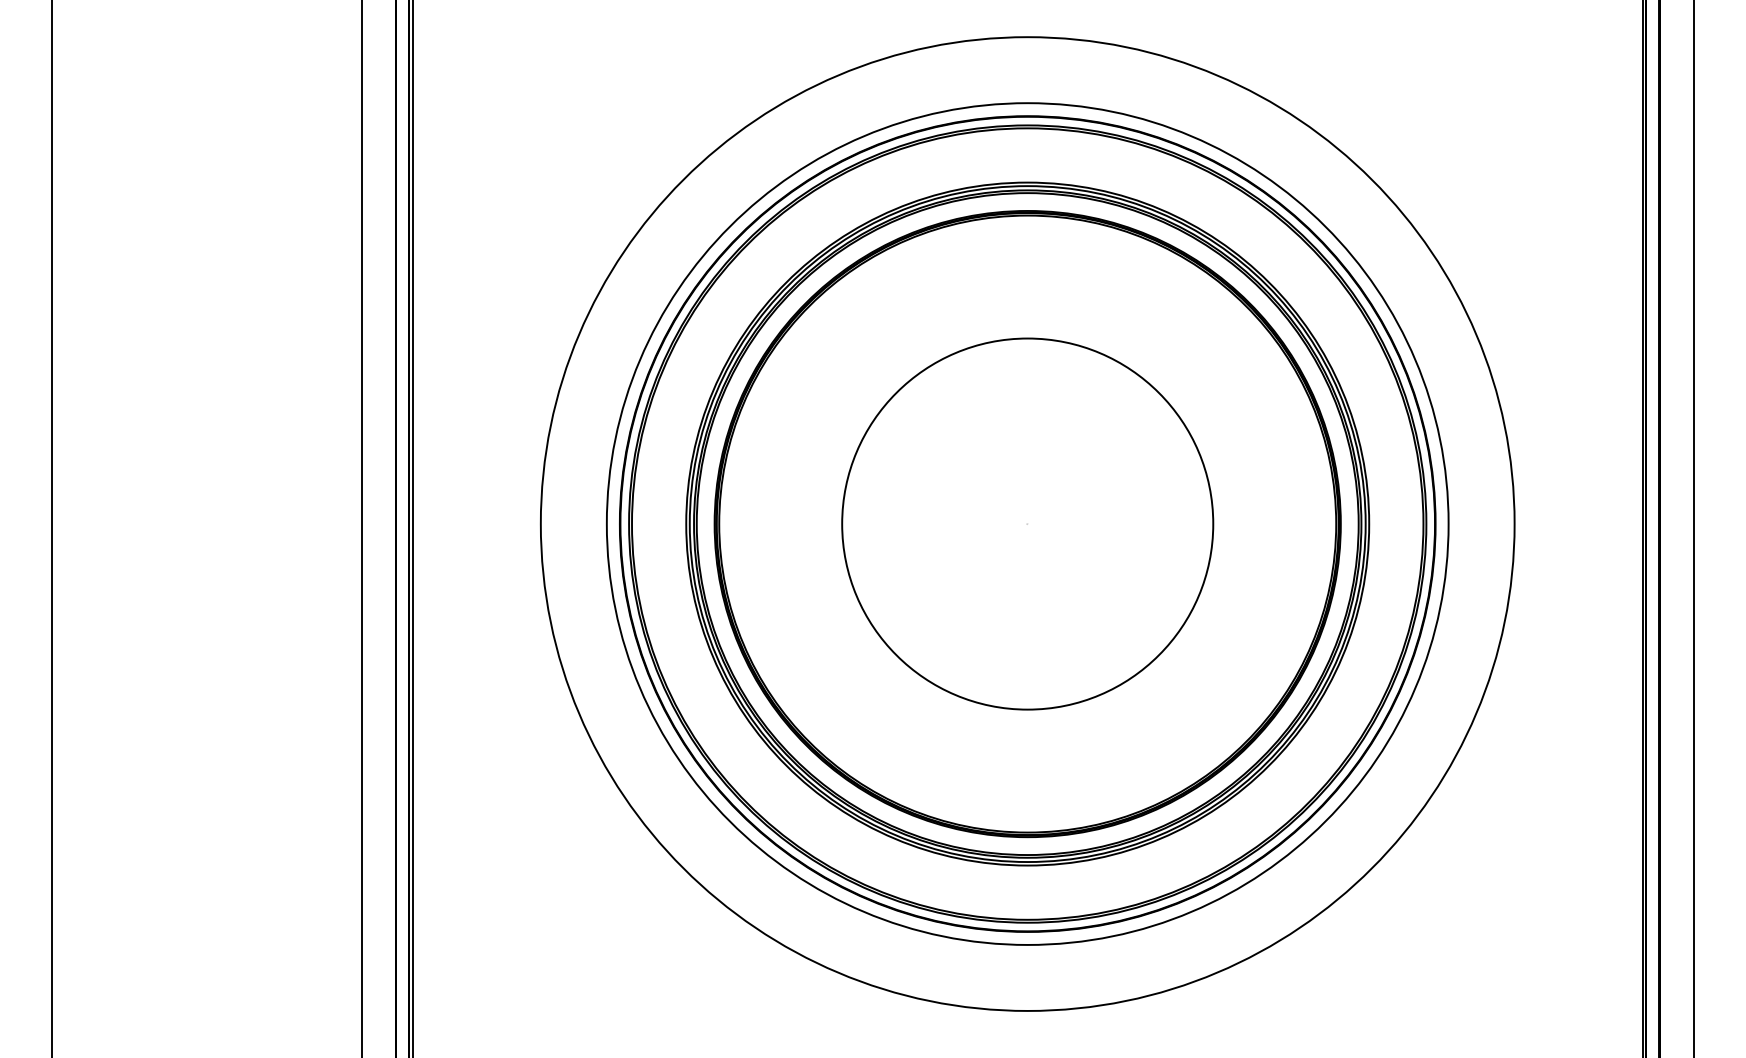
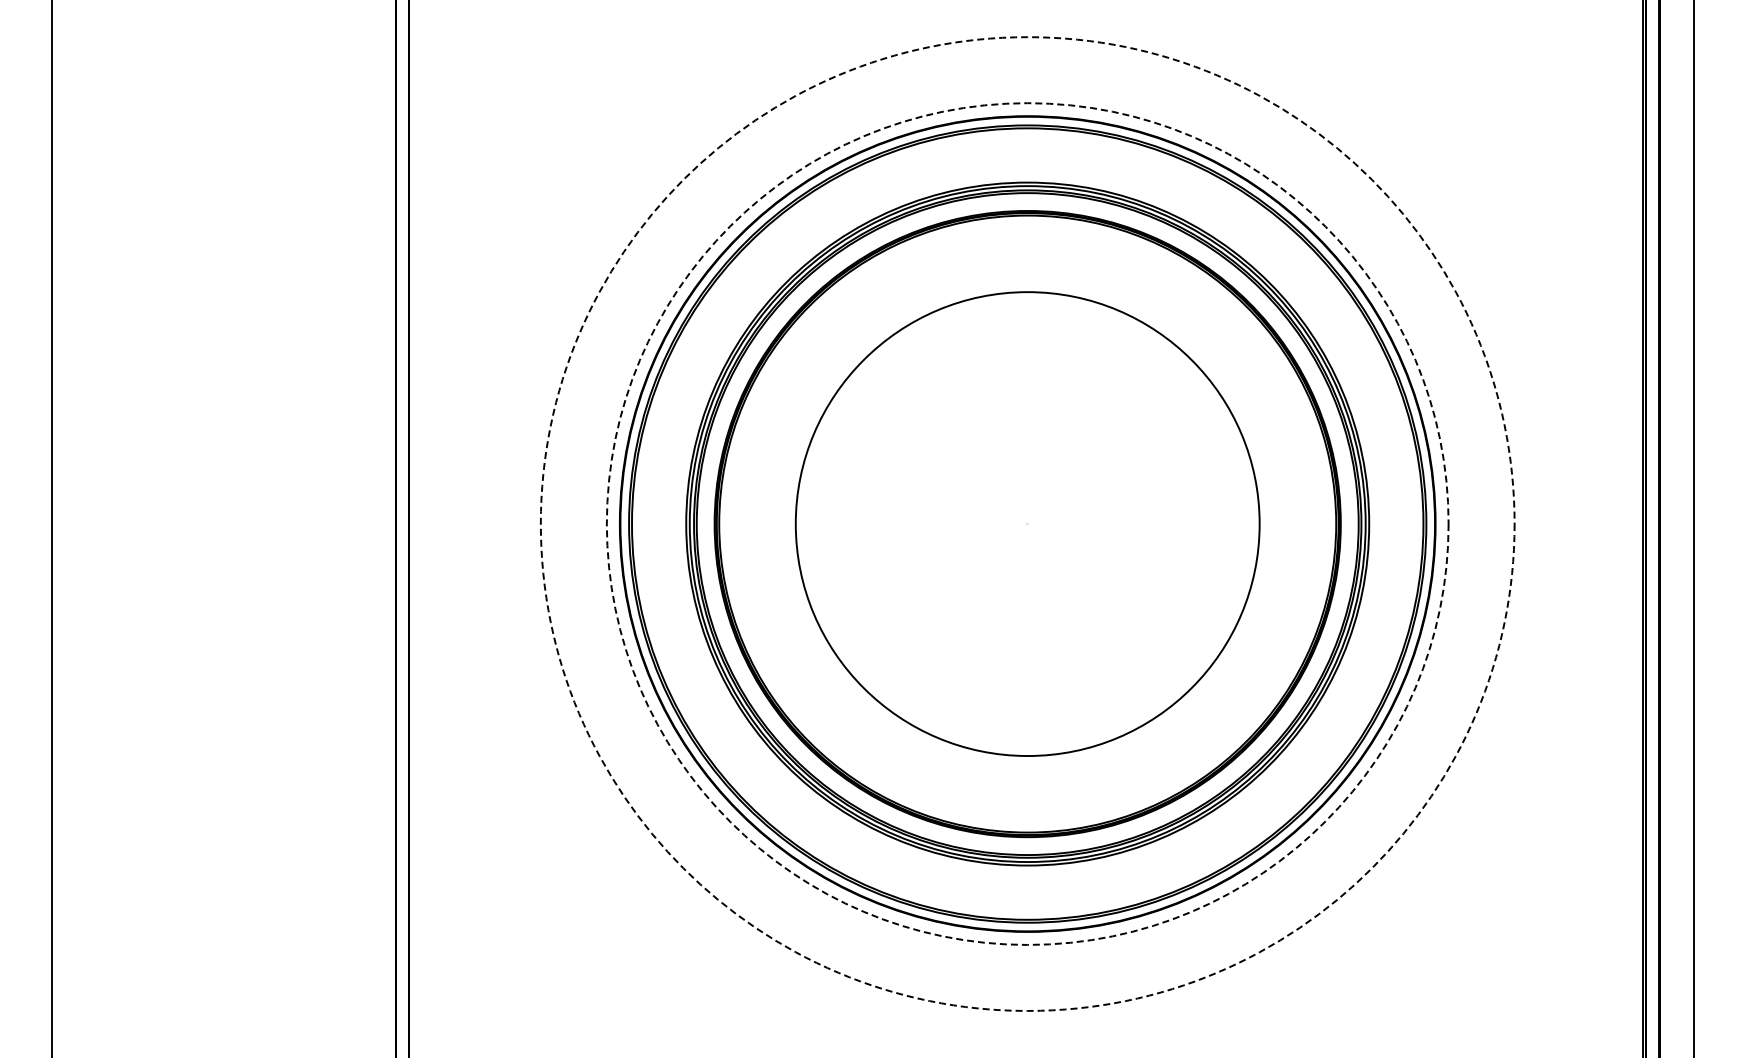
circle diameter: 371 px -> 464 px (1027, 524)
circle: solid -> dashed (1027, 523)
circle: solid -> dashed (1027, 523)
line: present -> none (361, 528)
line: present -> none (412, 528)
